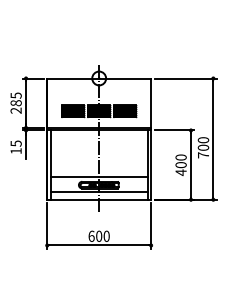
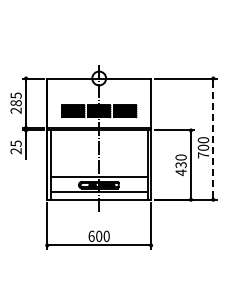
line: solid -> dashed (213, 139)
text: 15 -> 25 (15, 151)
text: 400 -> 430 (180, 165)
